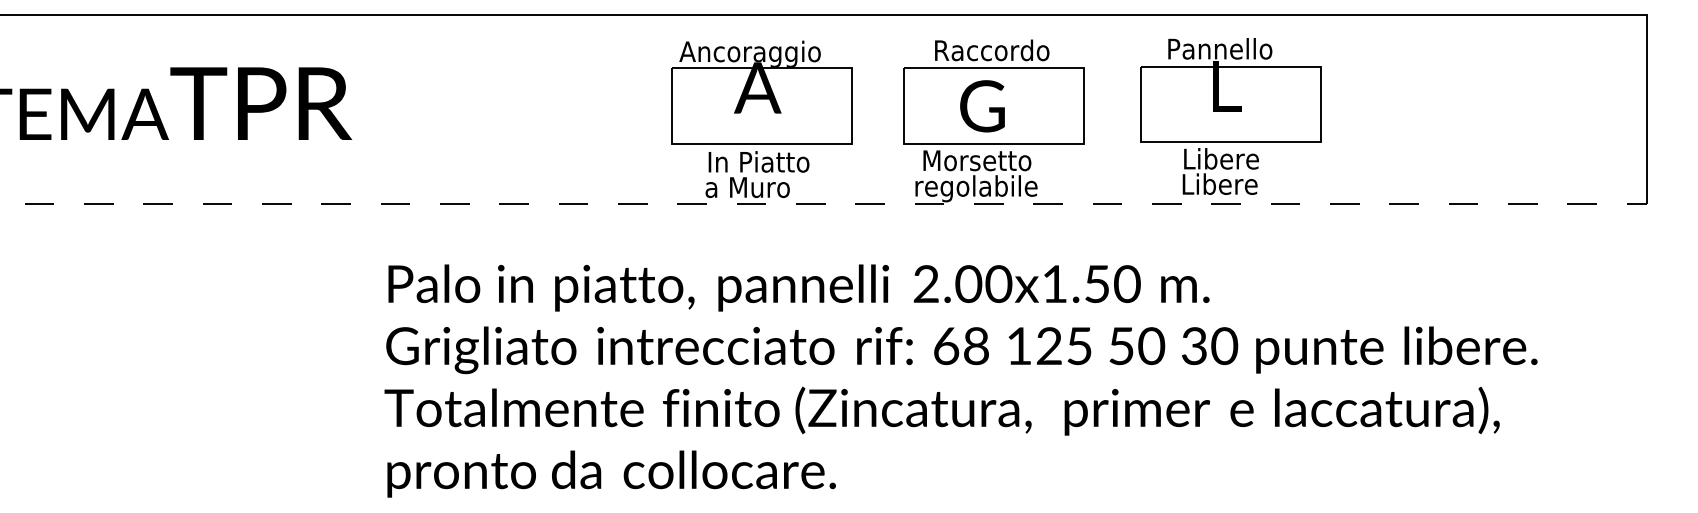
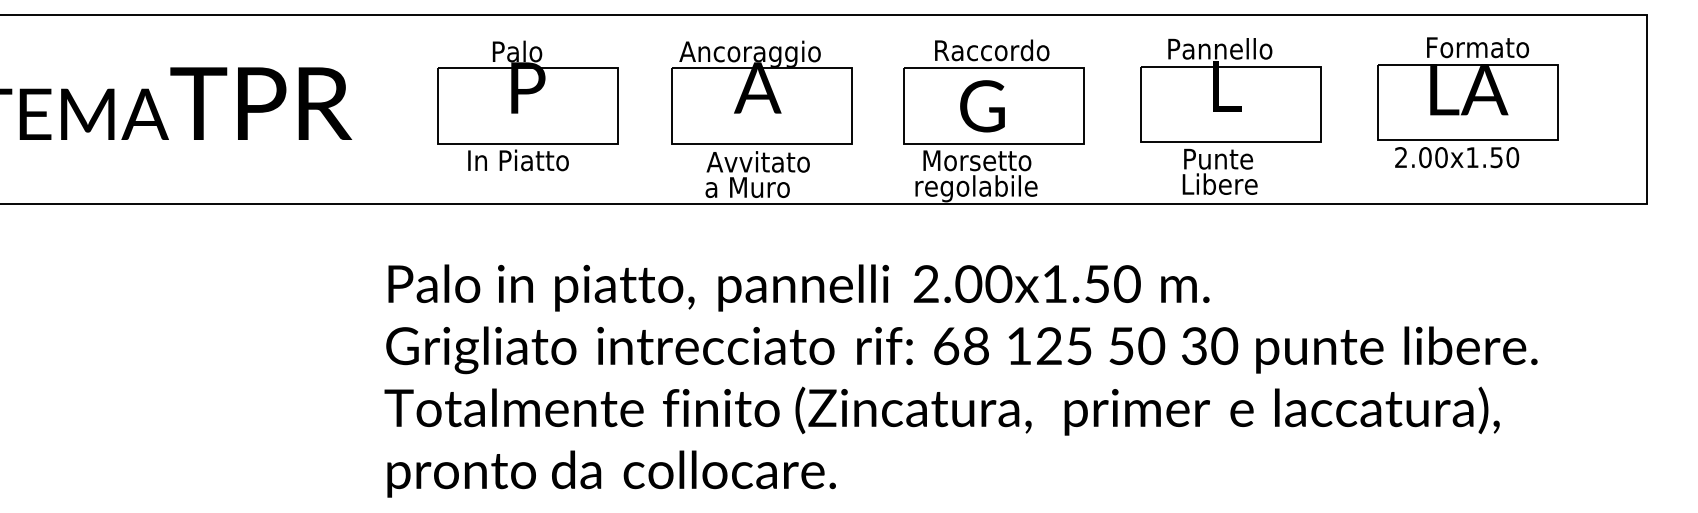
part: none -> present (1467, 102)
part: none -> present (527, 105)
text: Libere -> Punte (1222, 158)
text: In Piatto -> Avvitato (757, 161)
line: dashed -> solid (824, 203)
